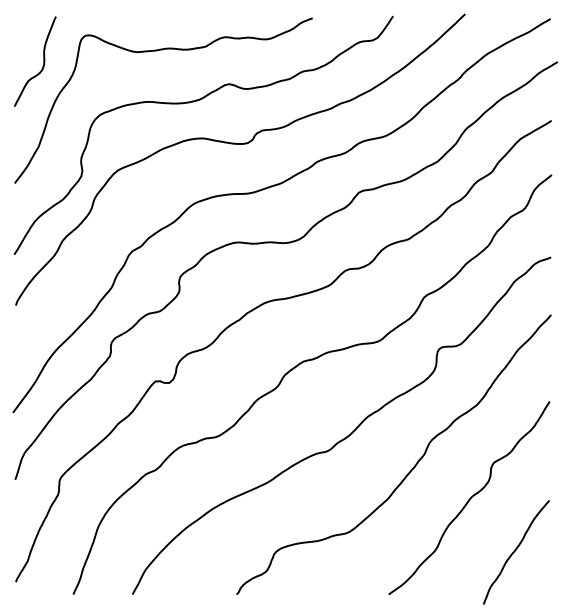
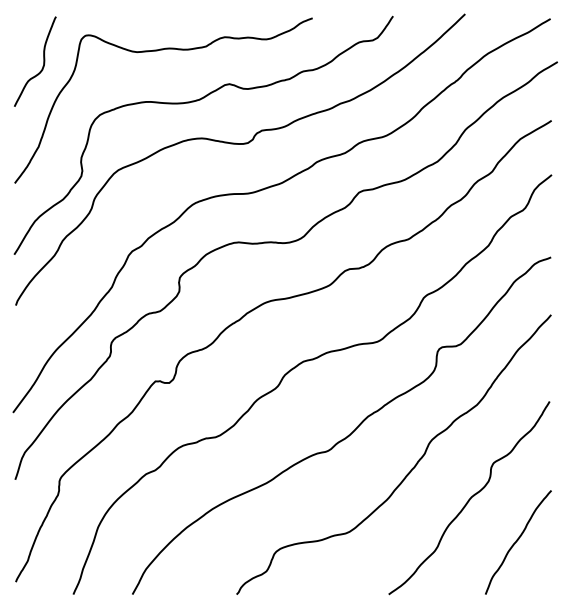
curve position: (515, 551) -> (517, 541) (517, 541)
